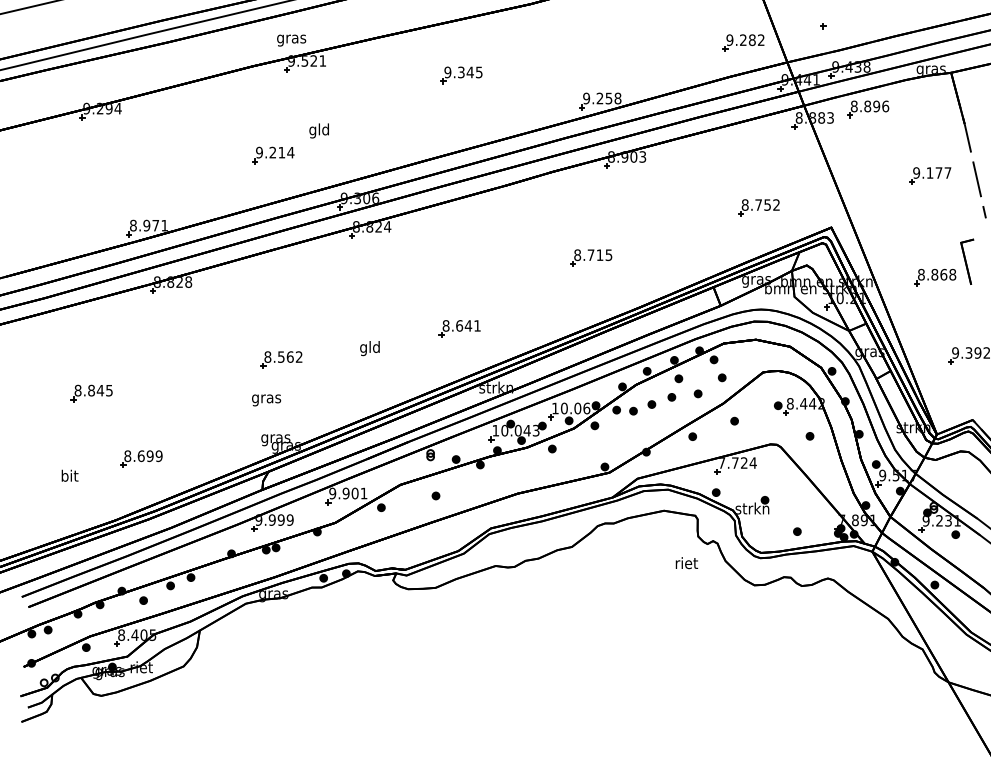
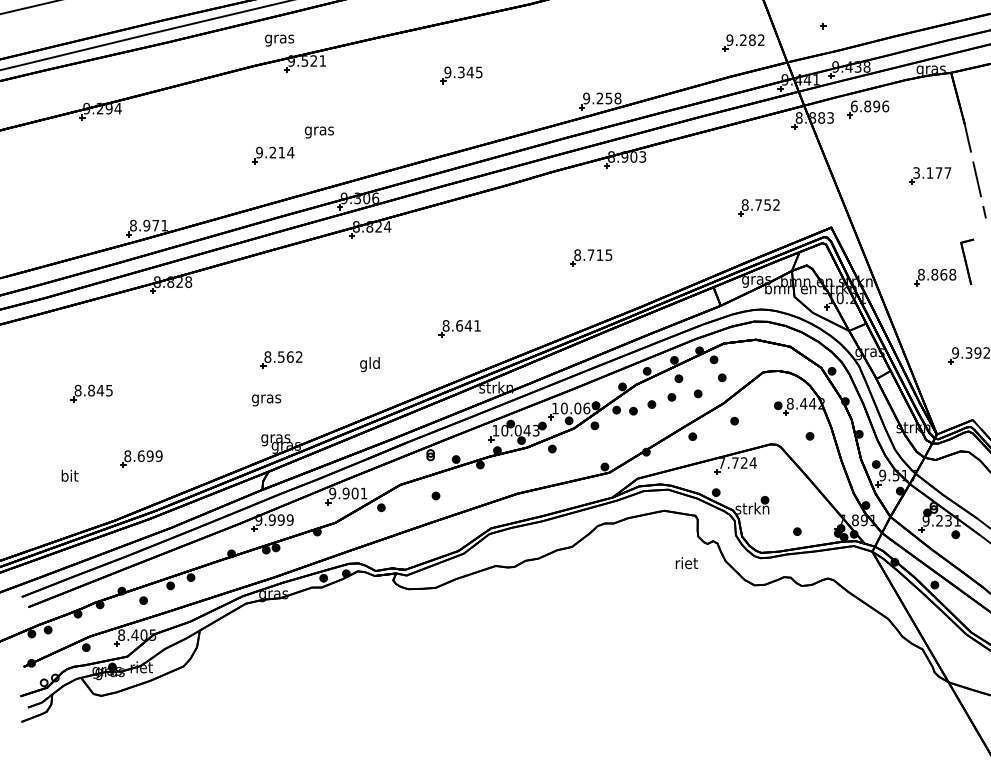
text position: (291, 40) -> (279, 40) (279, 40)
text: 8.896 -> 6.896 (853, 106)
text: gld -> gras (318, 130)
text: 9.177 -> 3.177 (916, 172)
text position: (369, 348) -> (369, 364) (369, 364)
